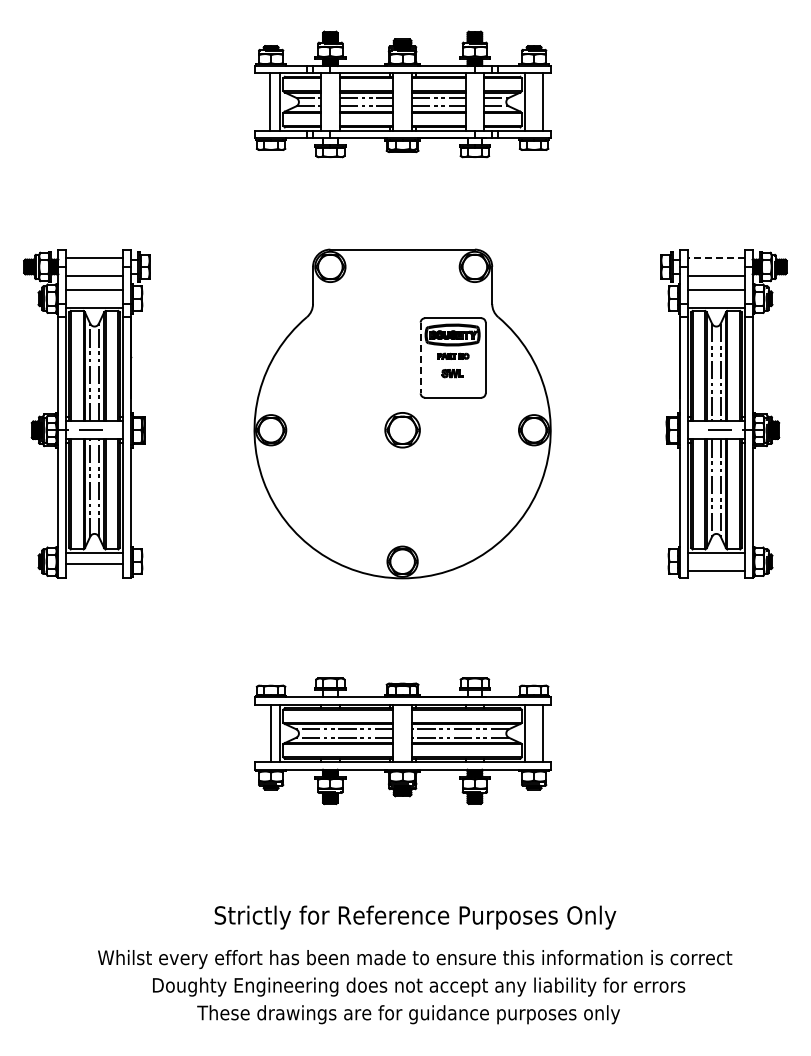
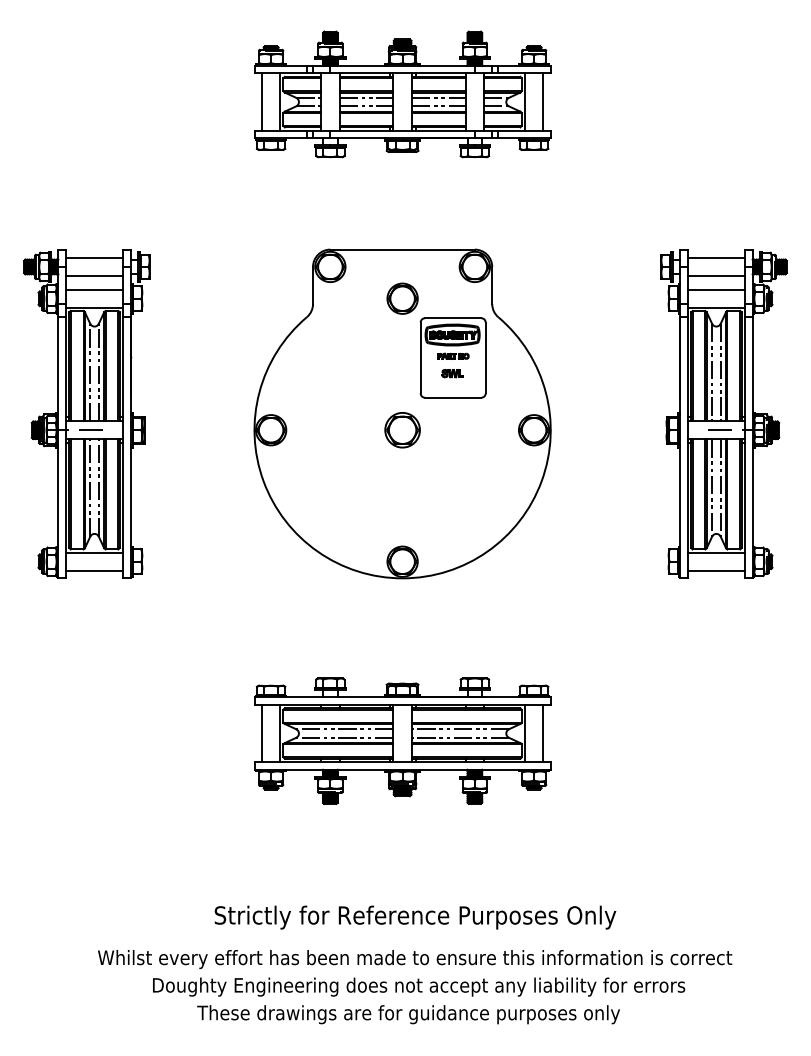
line position: (269, 102) -> (261, 102) (261, 102)
line: dashed -> solid (716, 257)
part: none -> present (402, 298)
line: dashed -> solid (420, 358)
line position: (94, 563) -> (94, 570) (94, 570)
line position: (270, 733) -> (261, 733) (261, 733)
